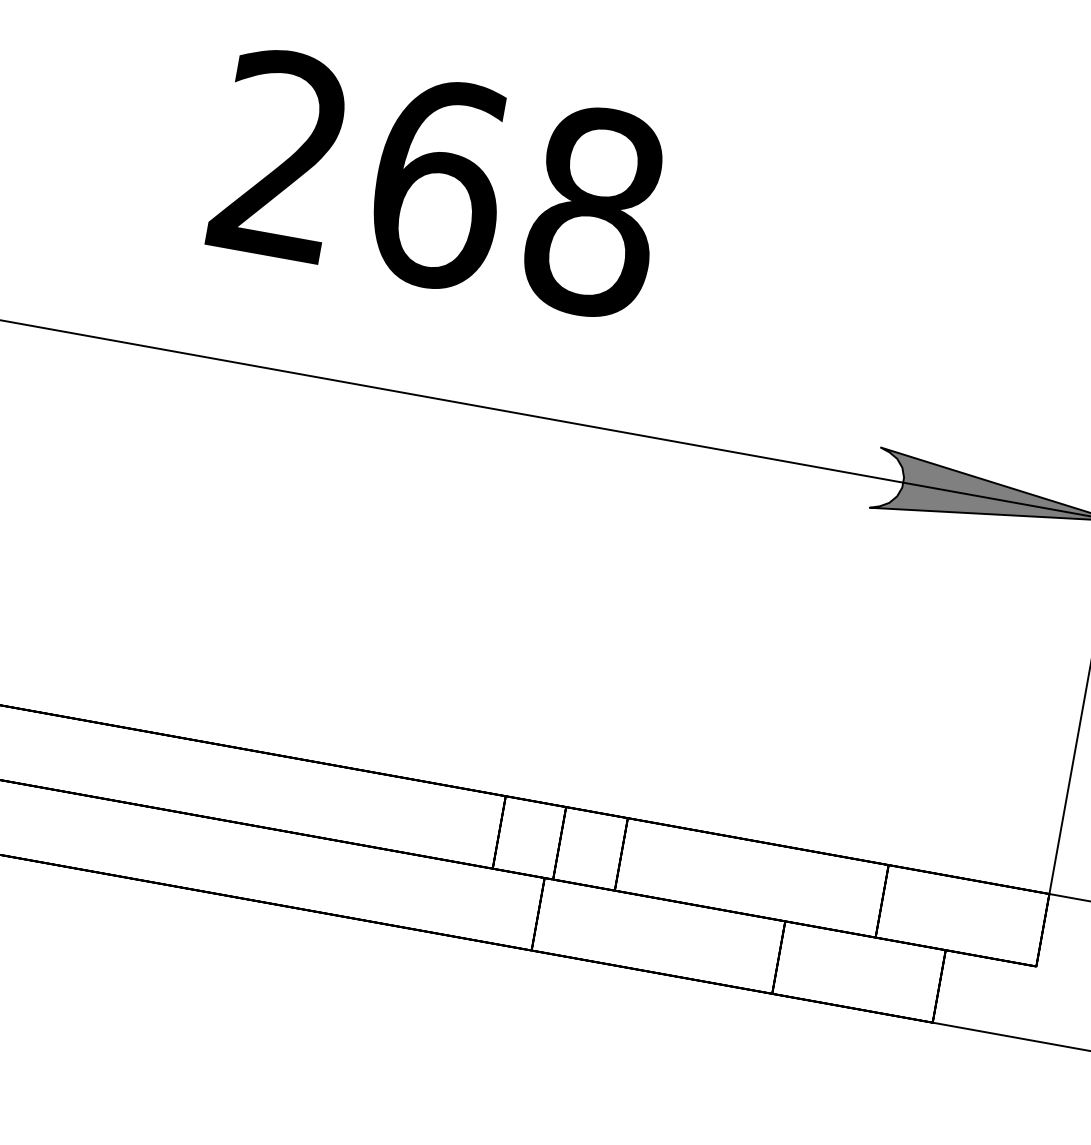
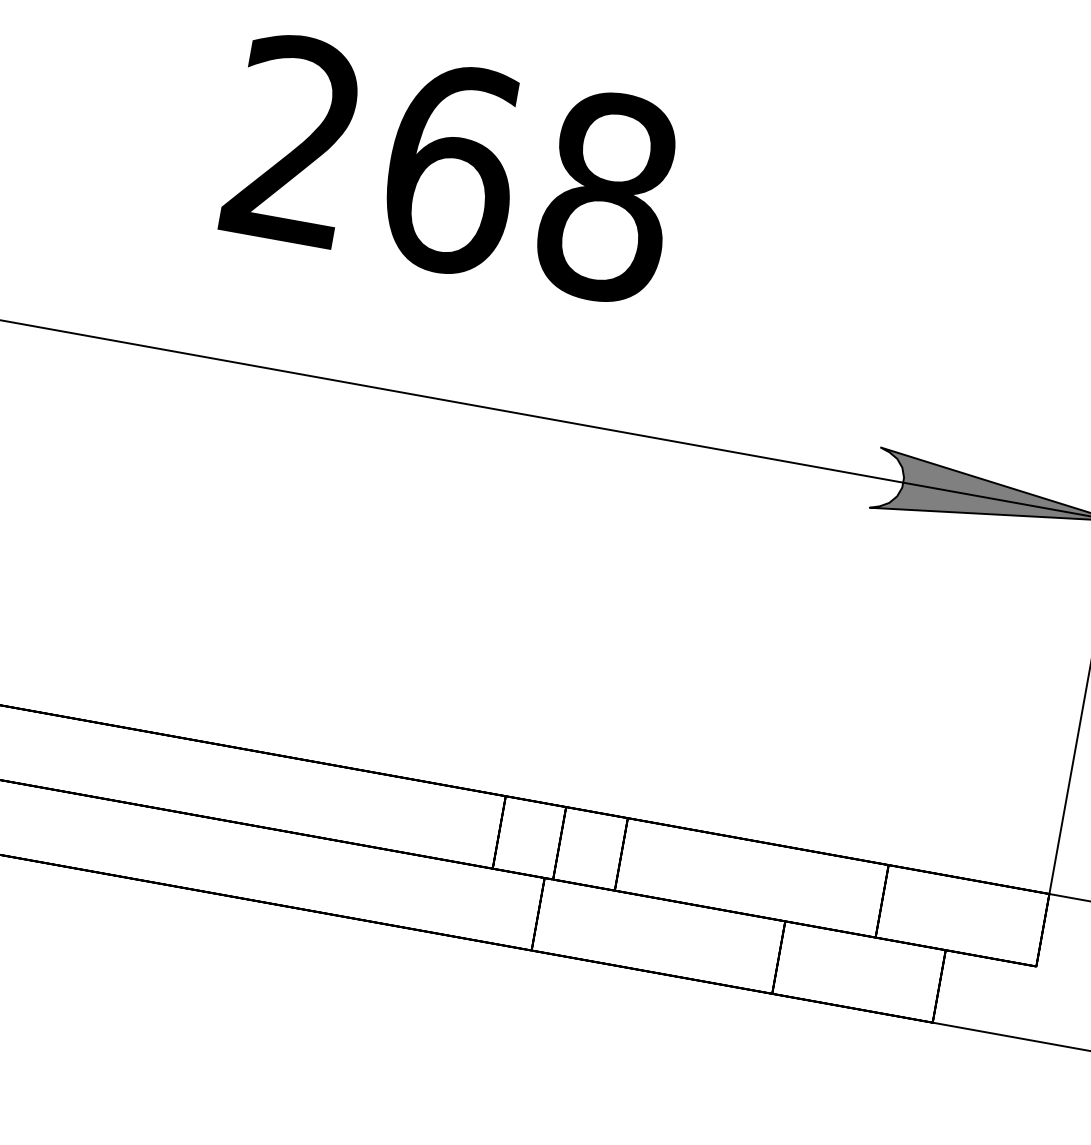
text position: (433, 183) -> (446, 168) (446, 168)
